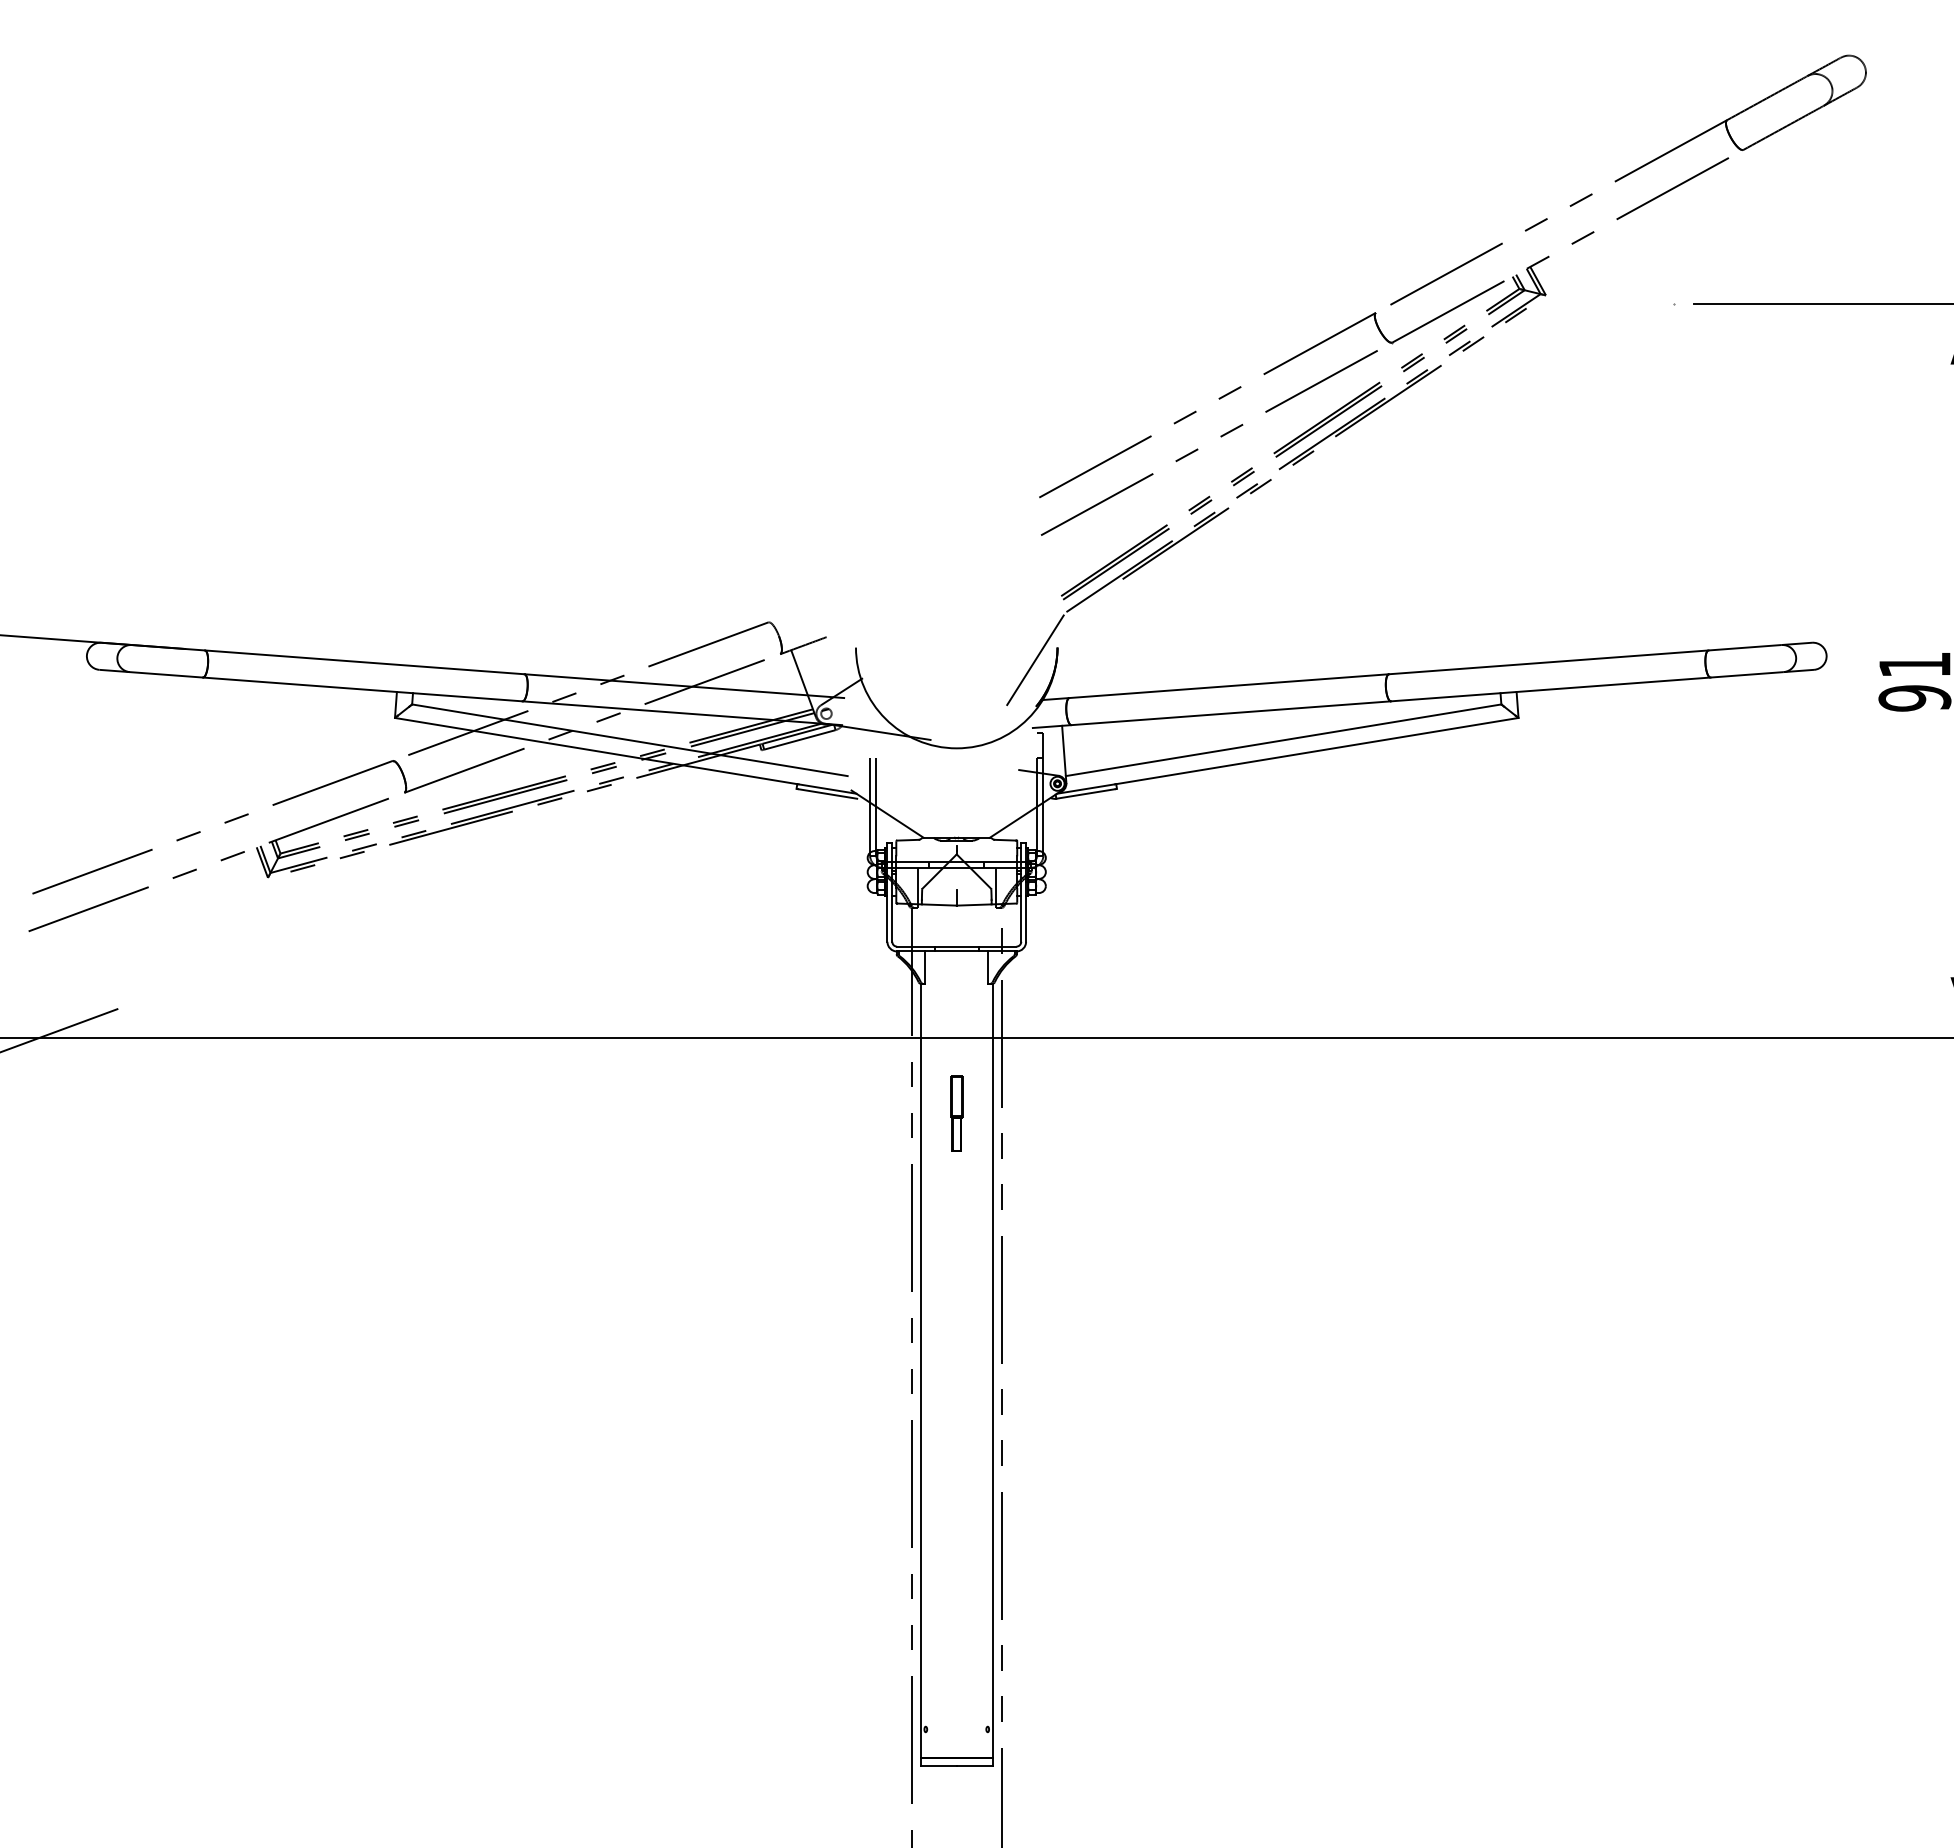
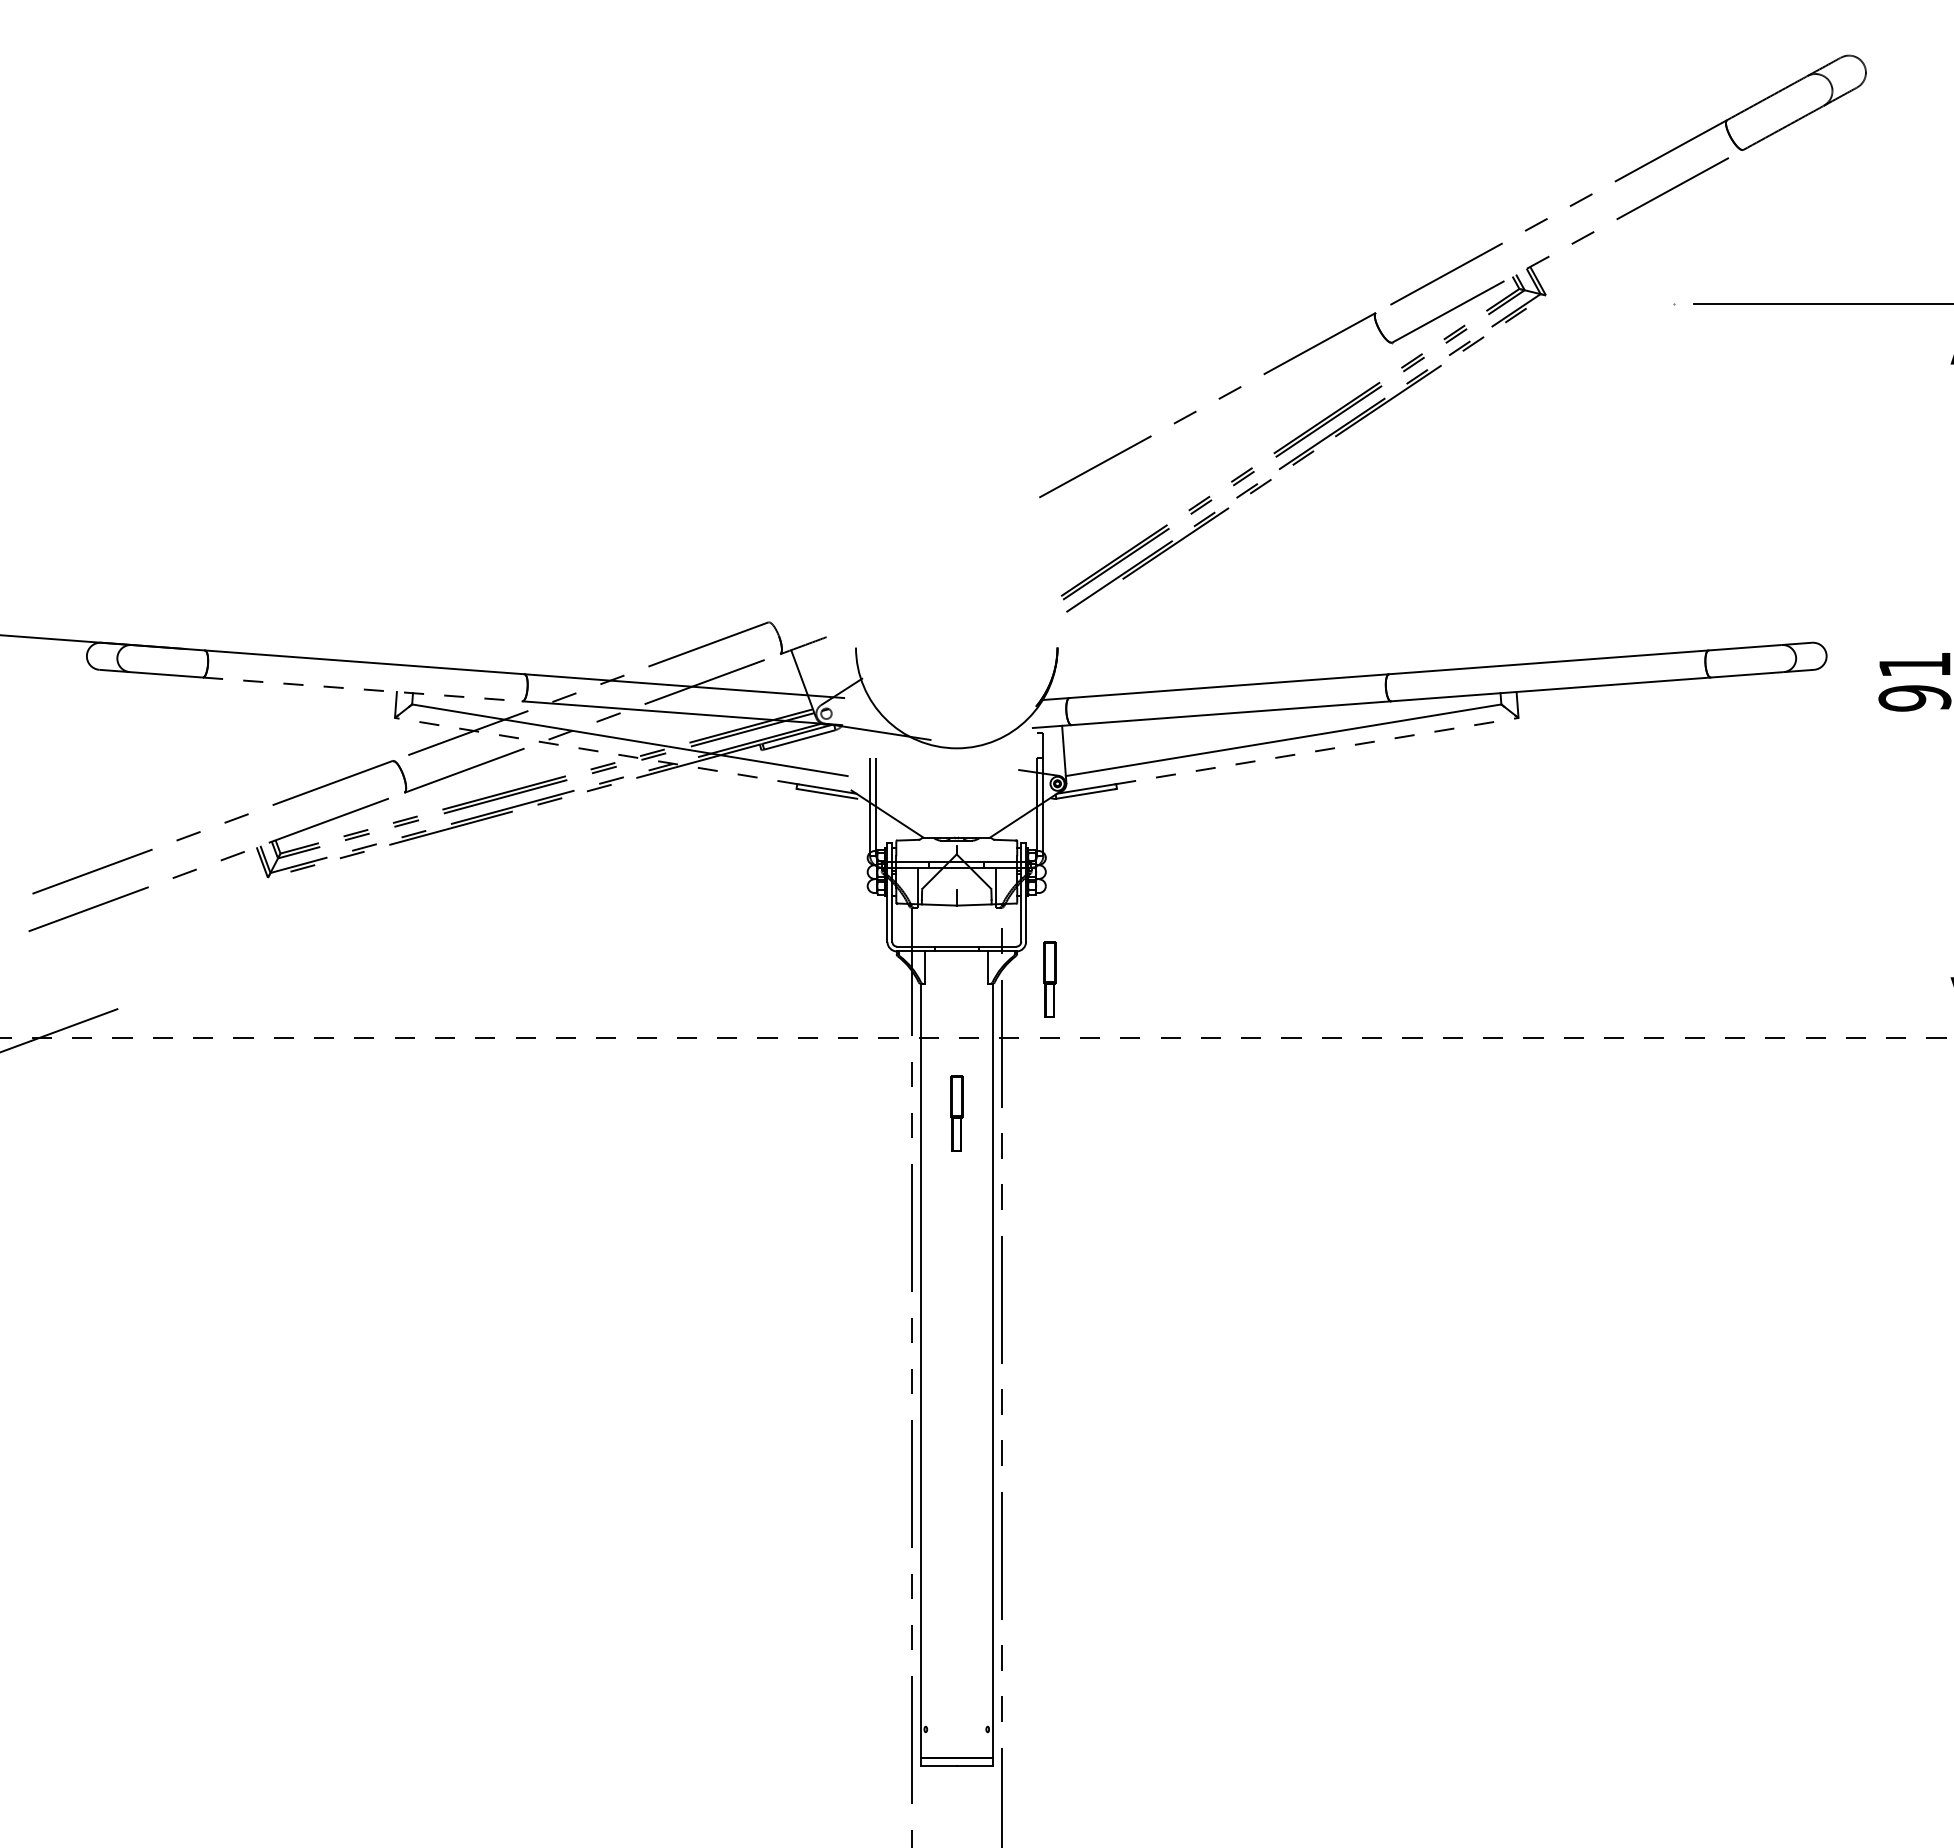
line: present -> none (1198, 449)
line: present -> none (1035, 659)
line: solid -> dashed (363, 689)
line: solid -> dashed (596, 751)
line: solid -> dashed (1317, 751)
part: none -> present (1049, 979)
line: solid -> dashed (977, 1037)
